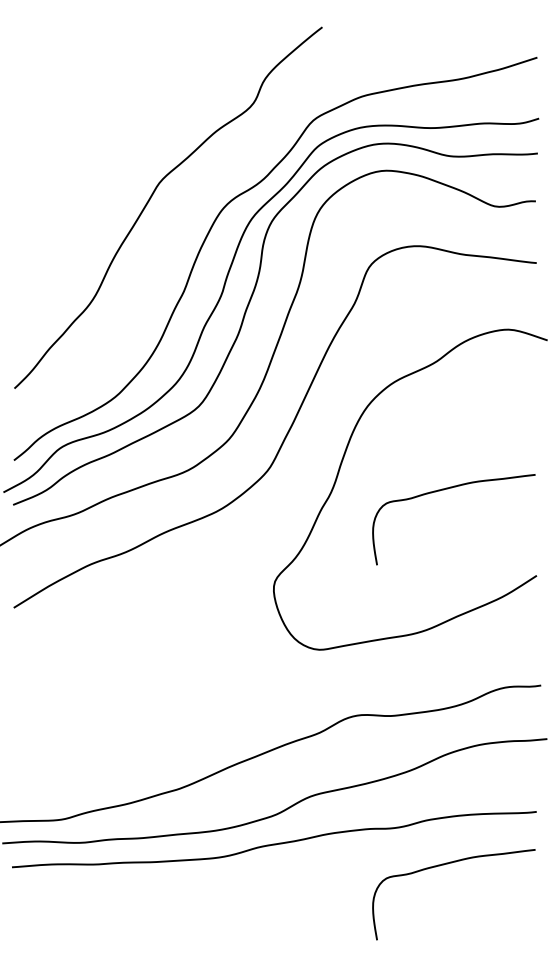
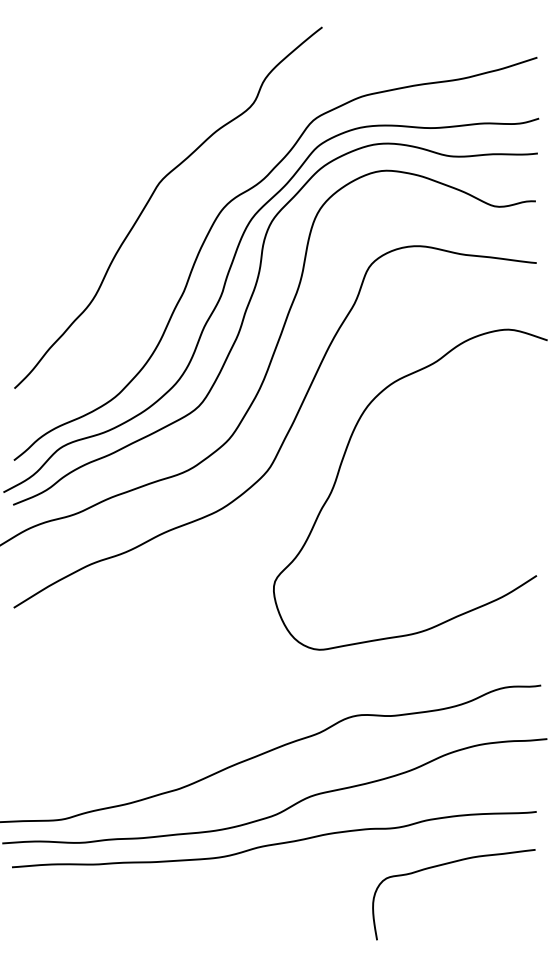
curve: present -> none (444, 490)
